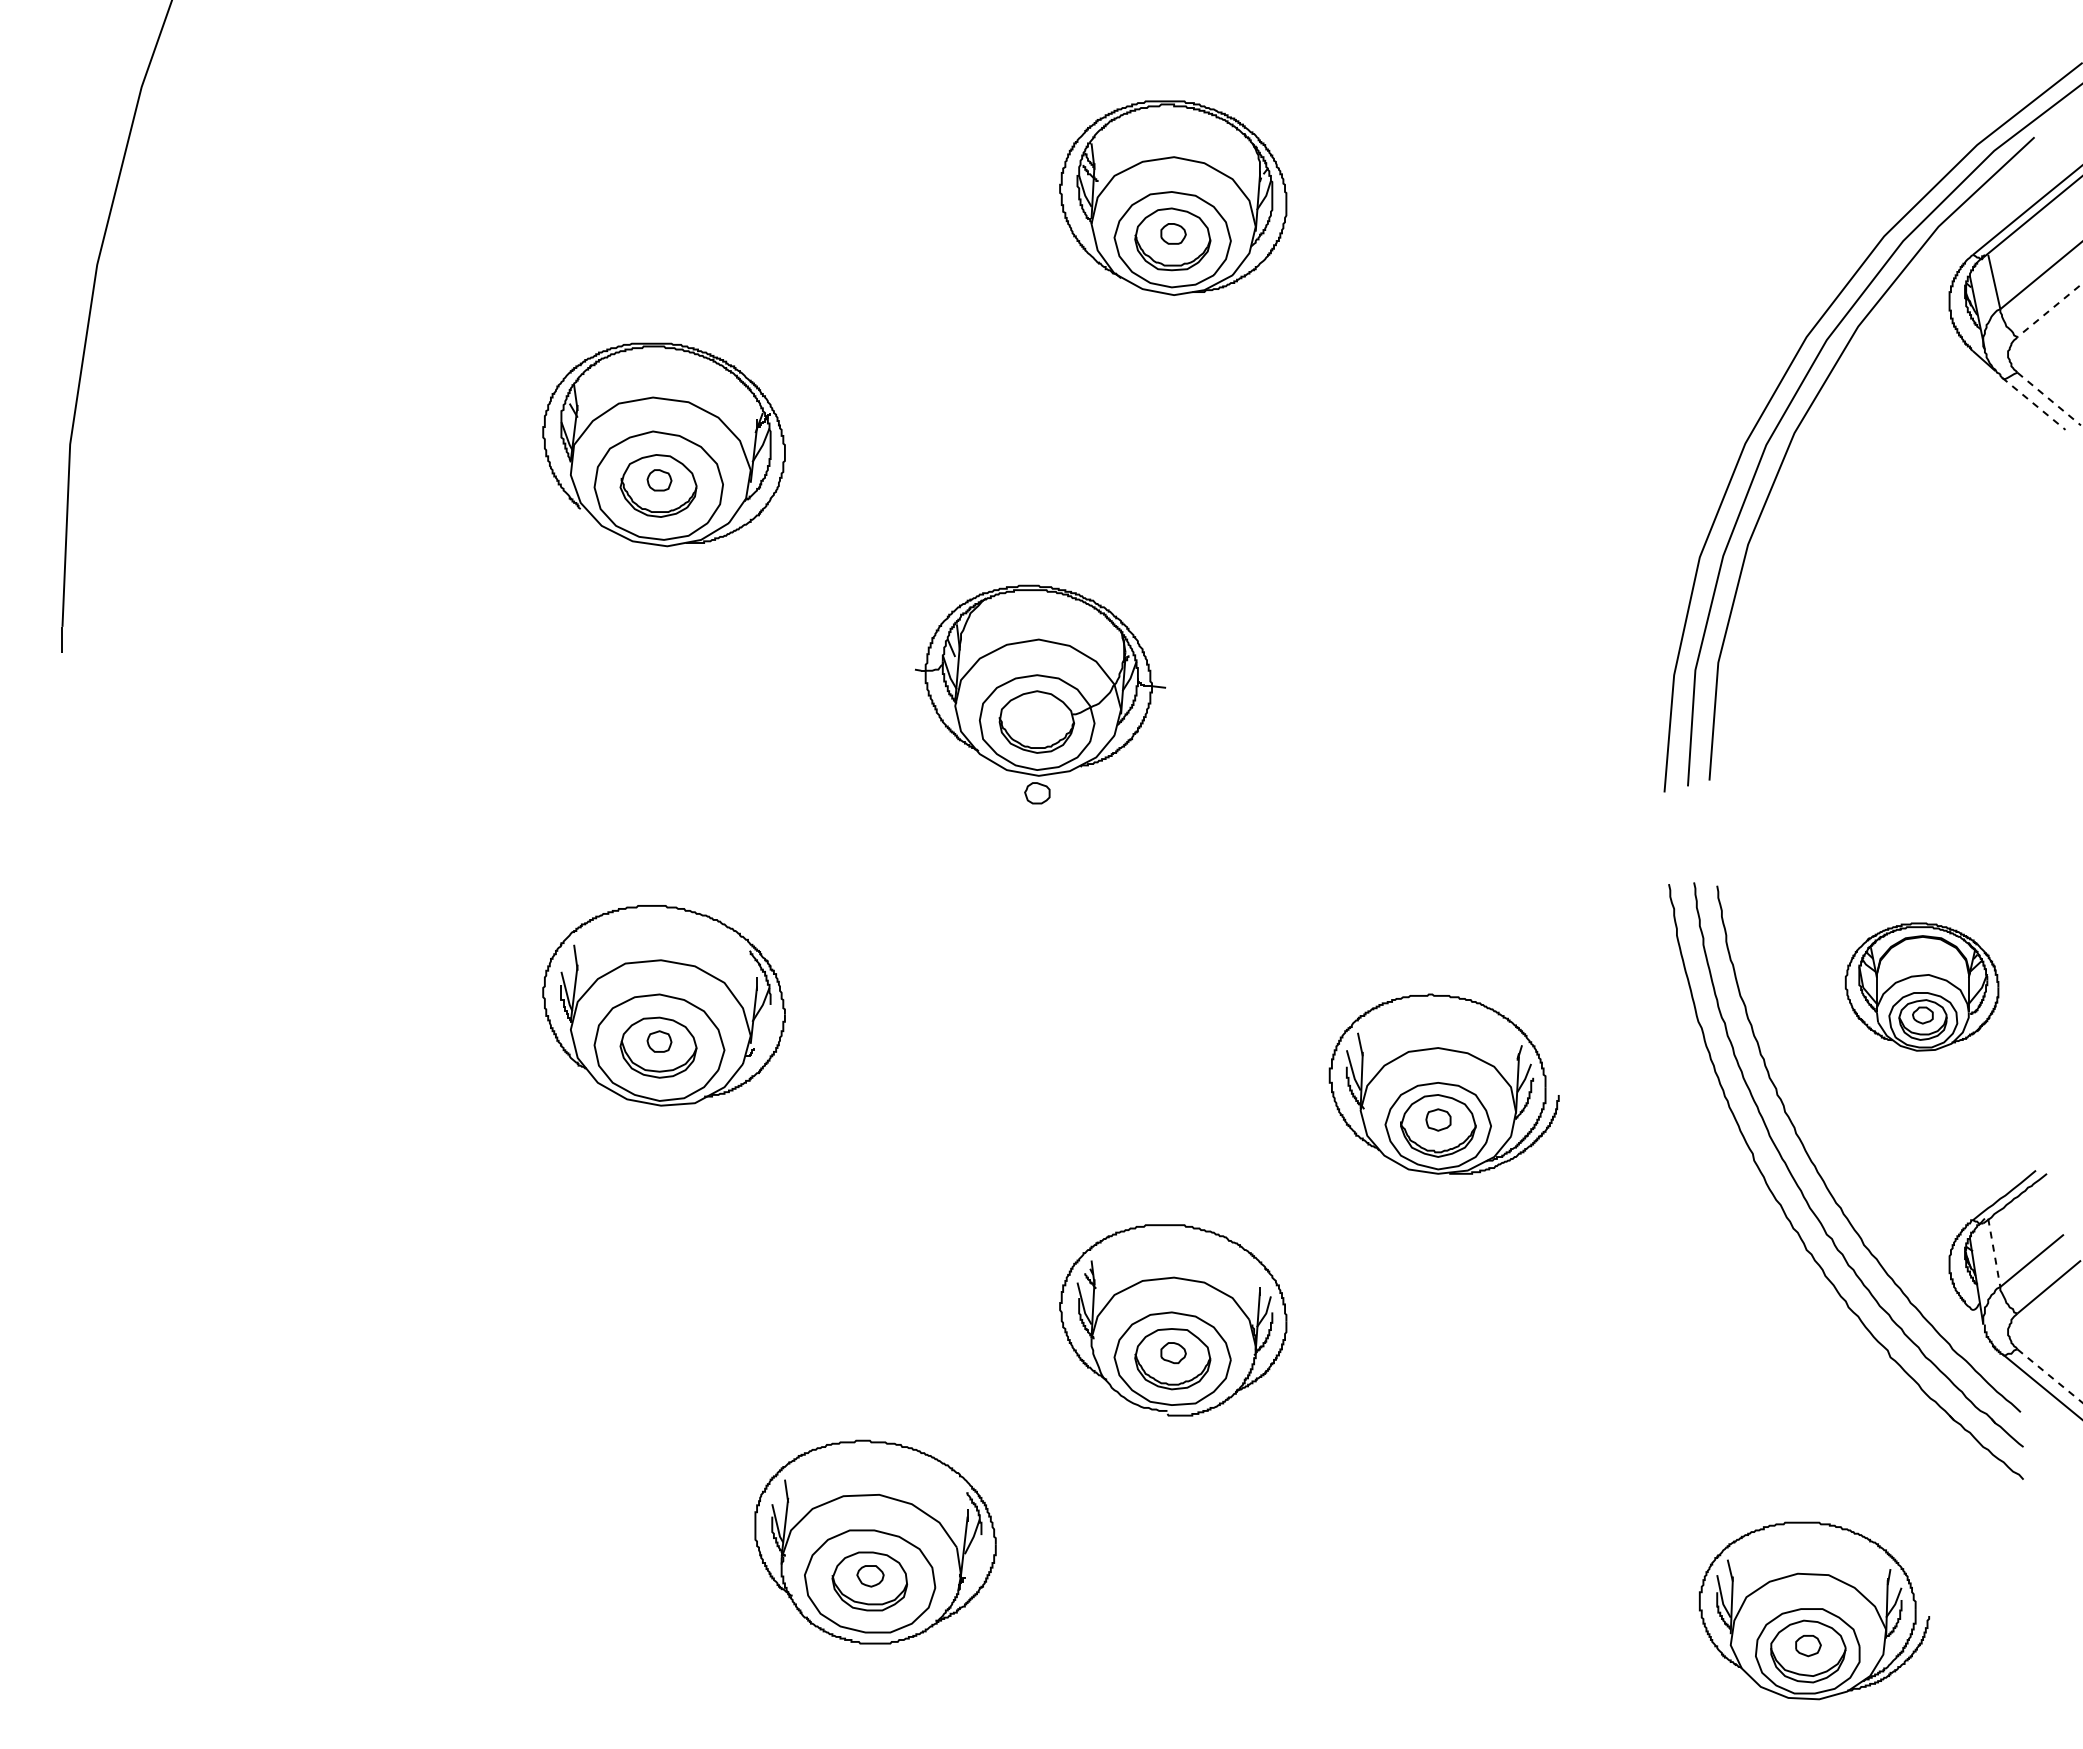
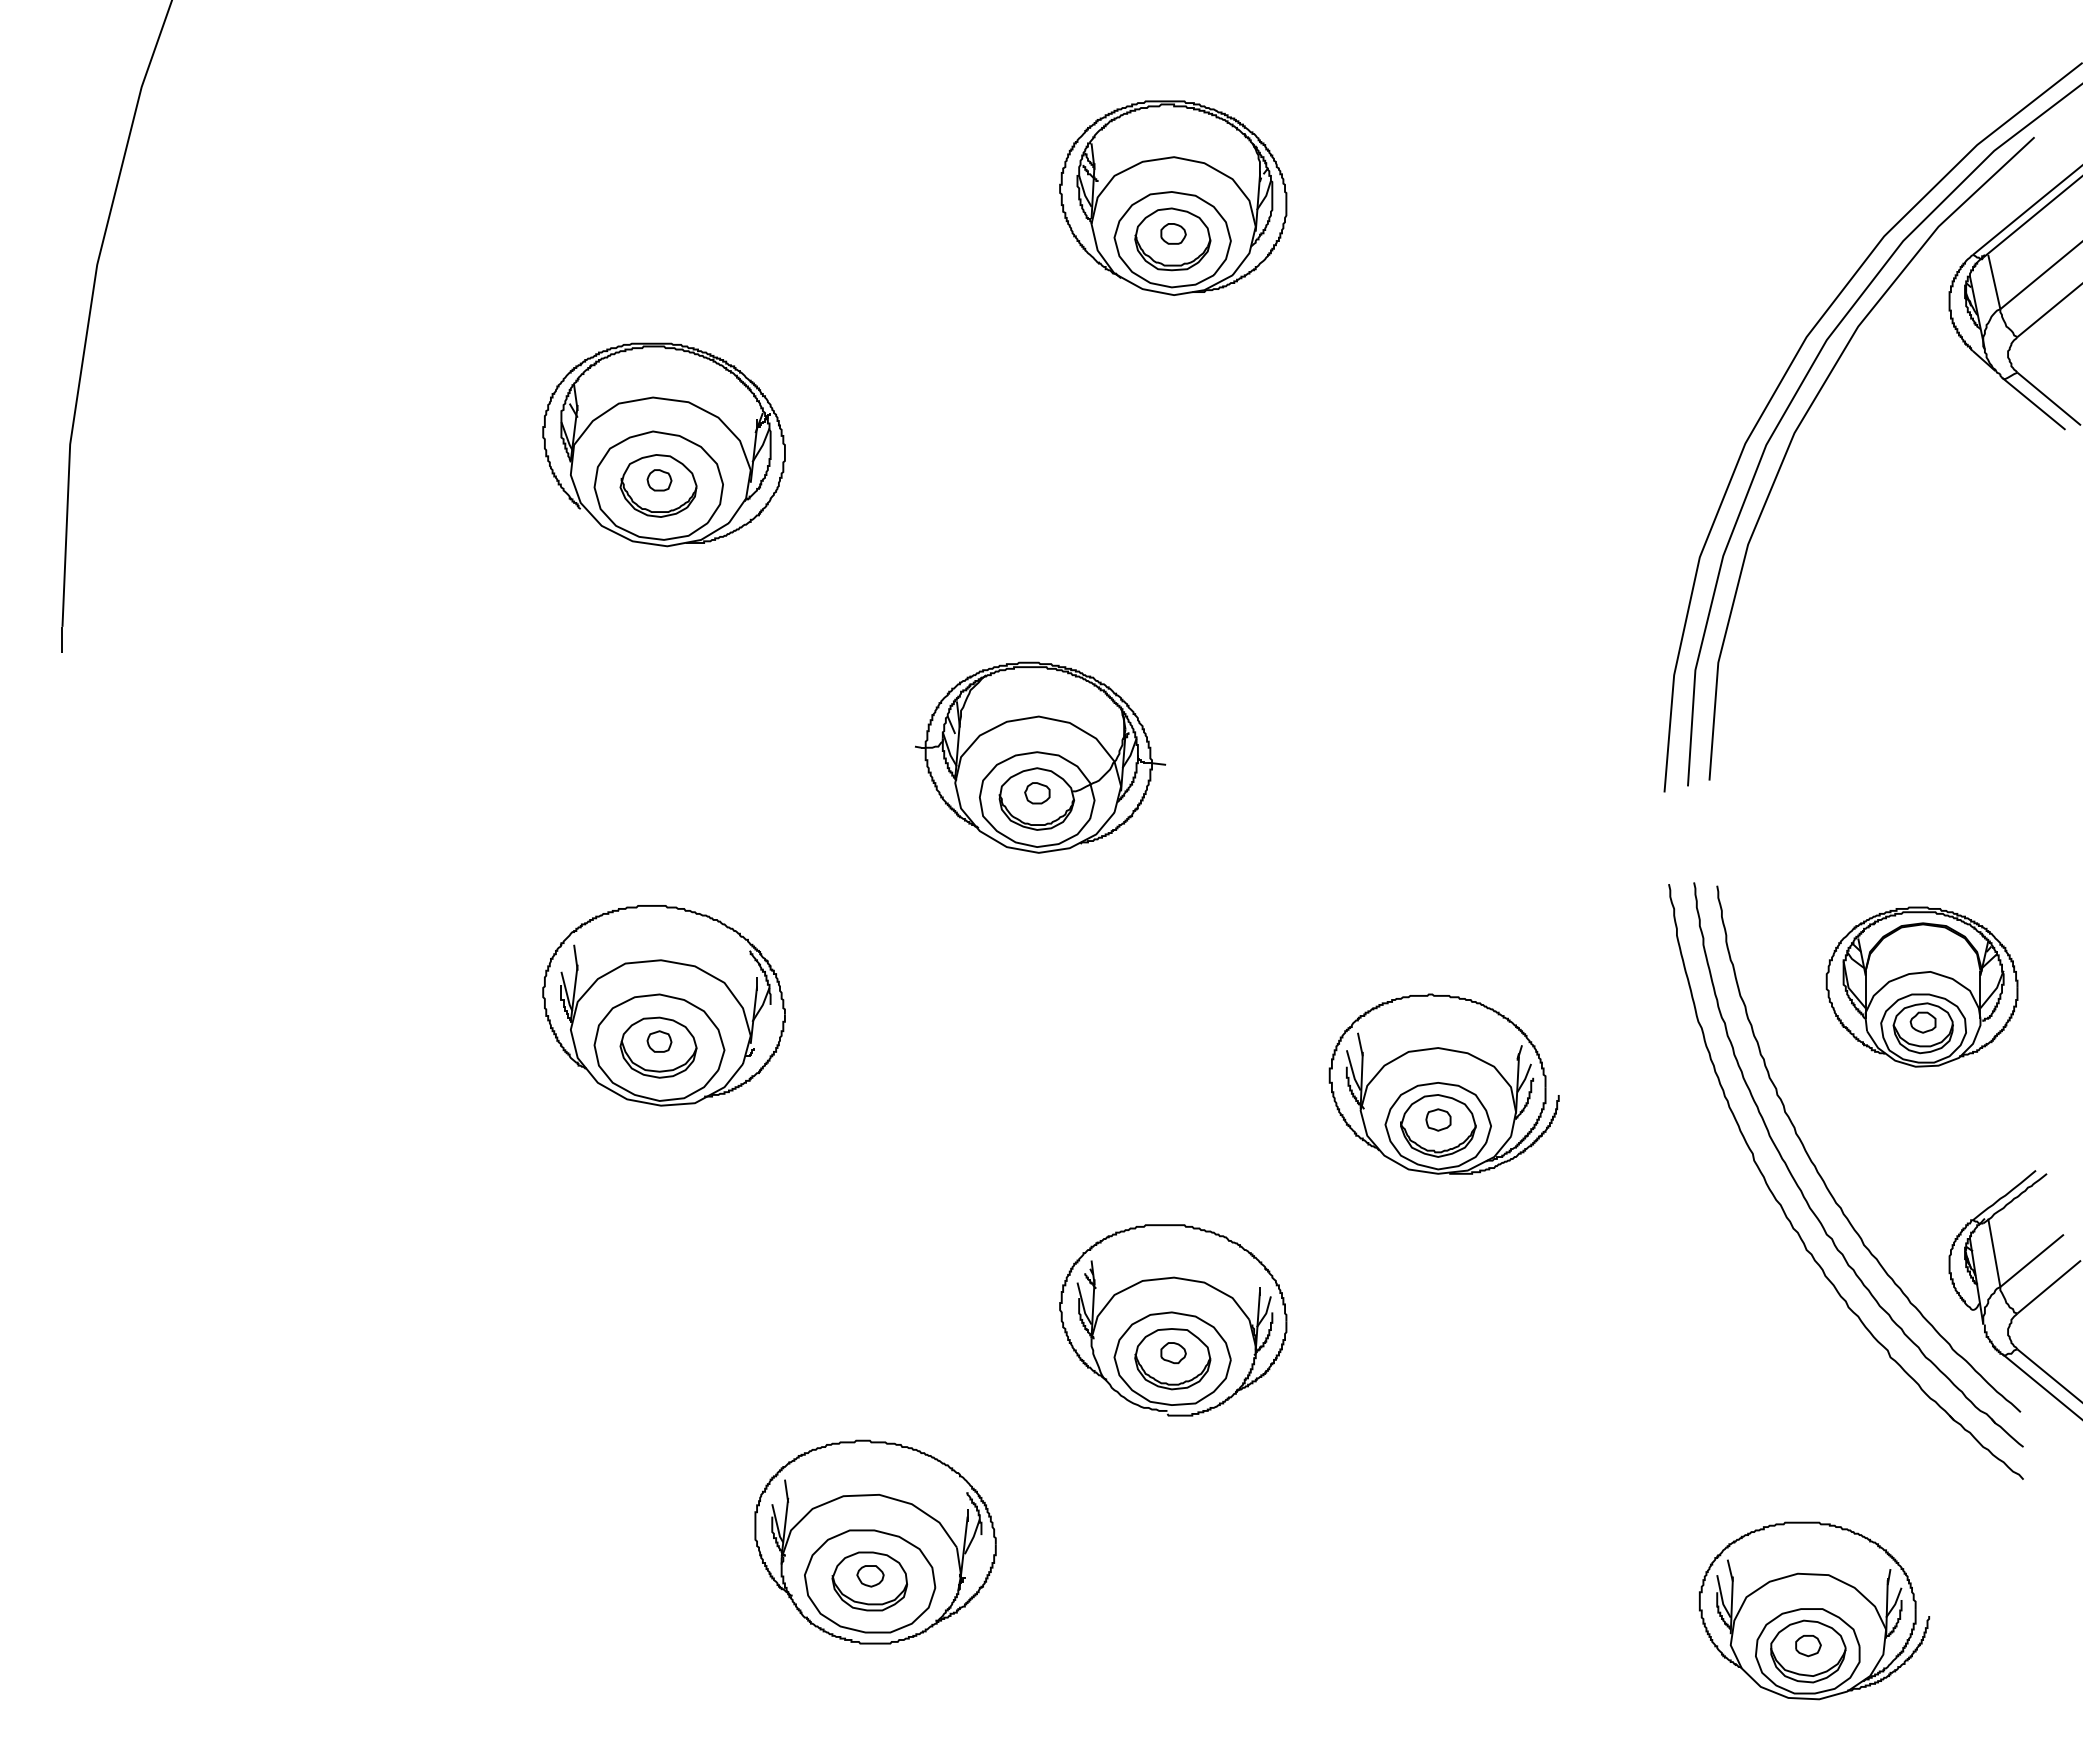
line: dashed -> solid (2049, 310)
line: dashed -> solid (2049, 399)
line: dashed -> solid (2034, 404)
part position: (1040, 680) -> (1040, 757) (1040, 757)
part size: 156x130 px -> 194x162 px (1921, 986)
line: dashed -> solid (1994, 1252)
line: dashed -> solid (2050, 1376)
